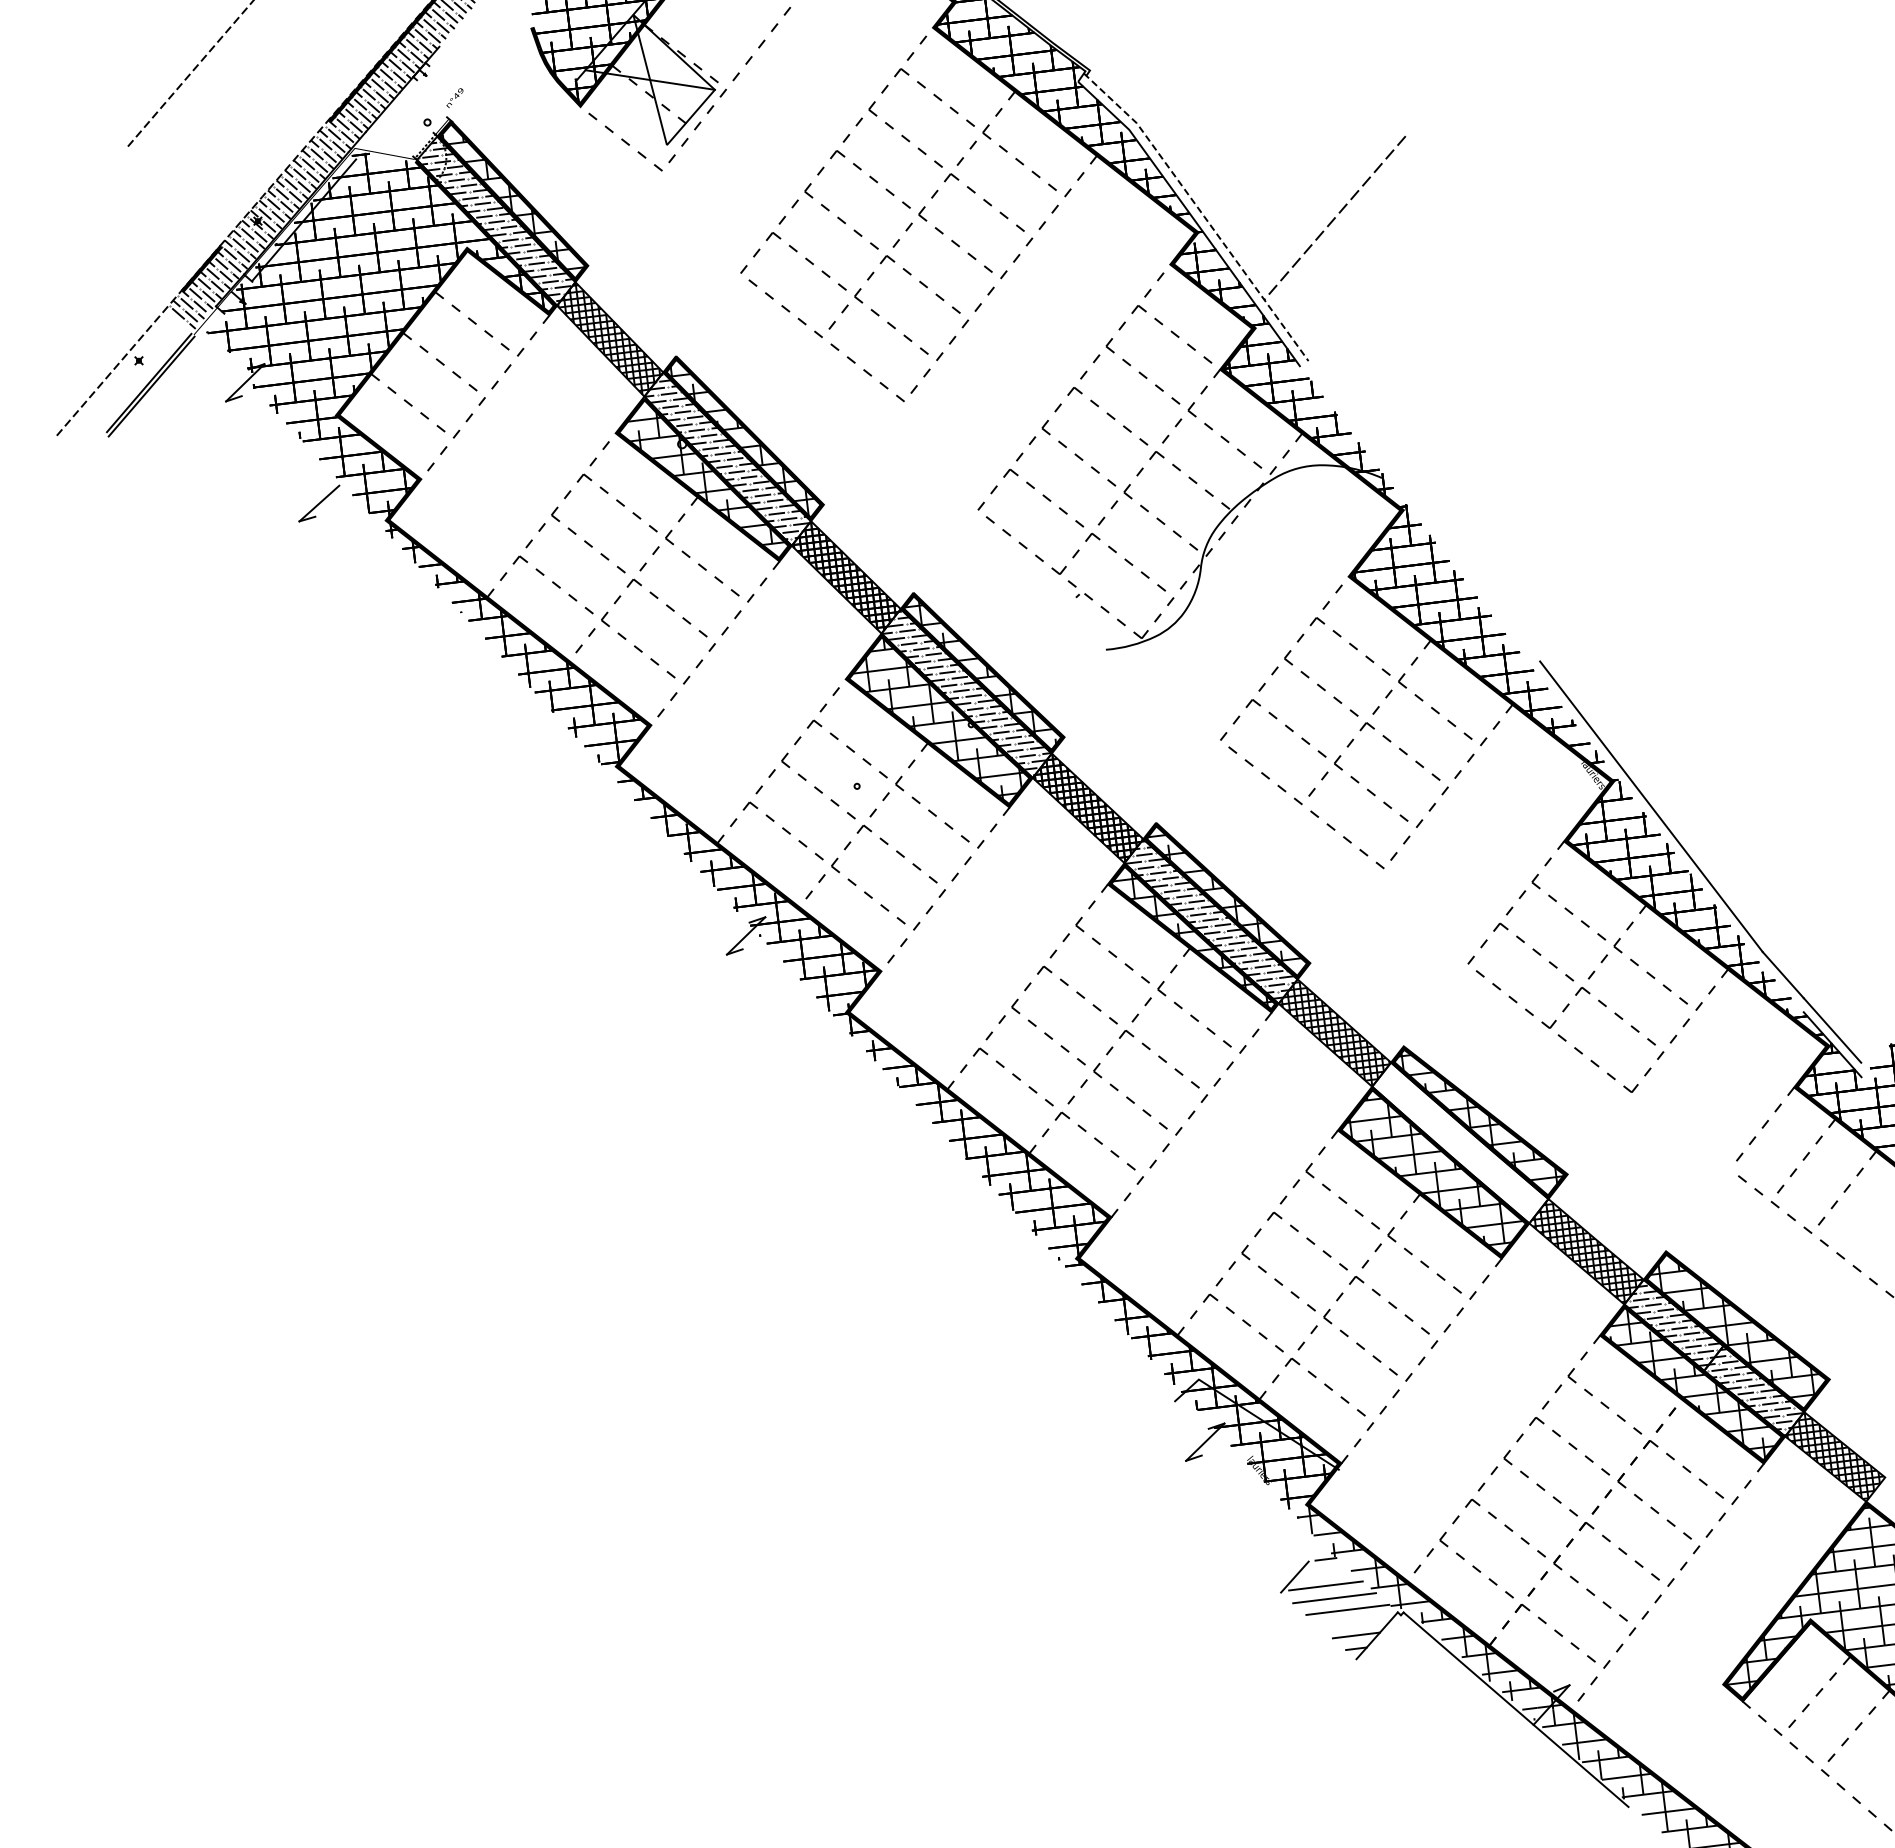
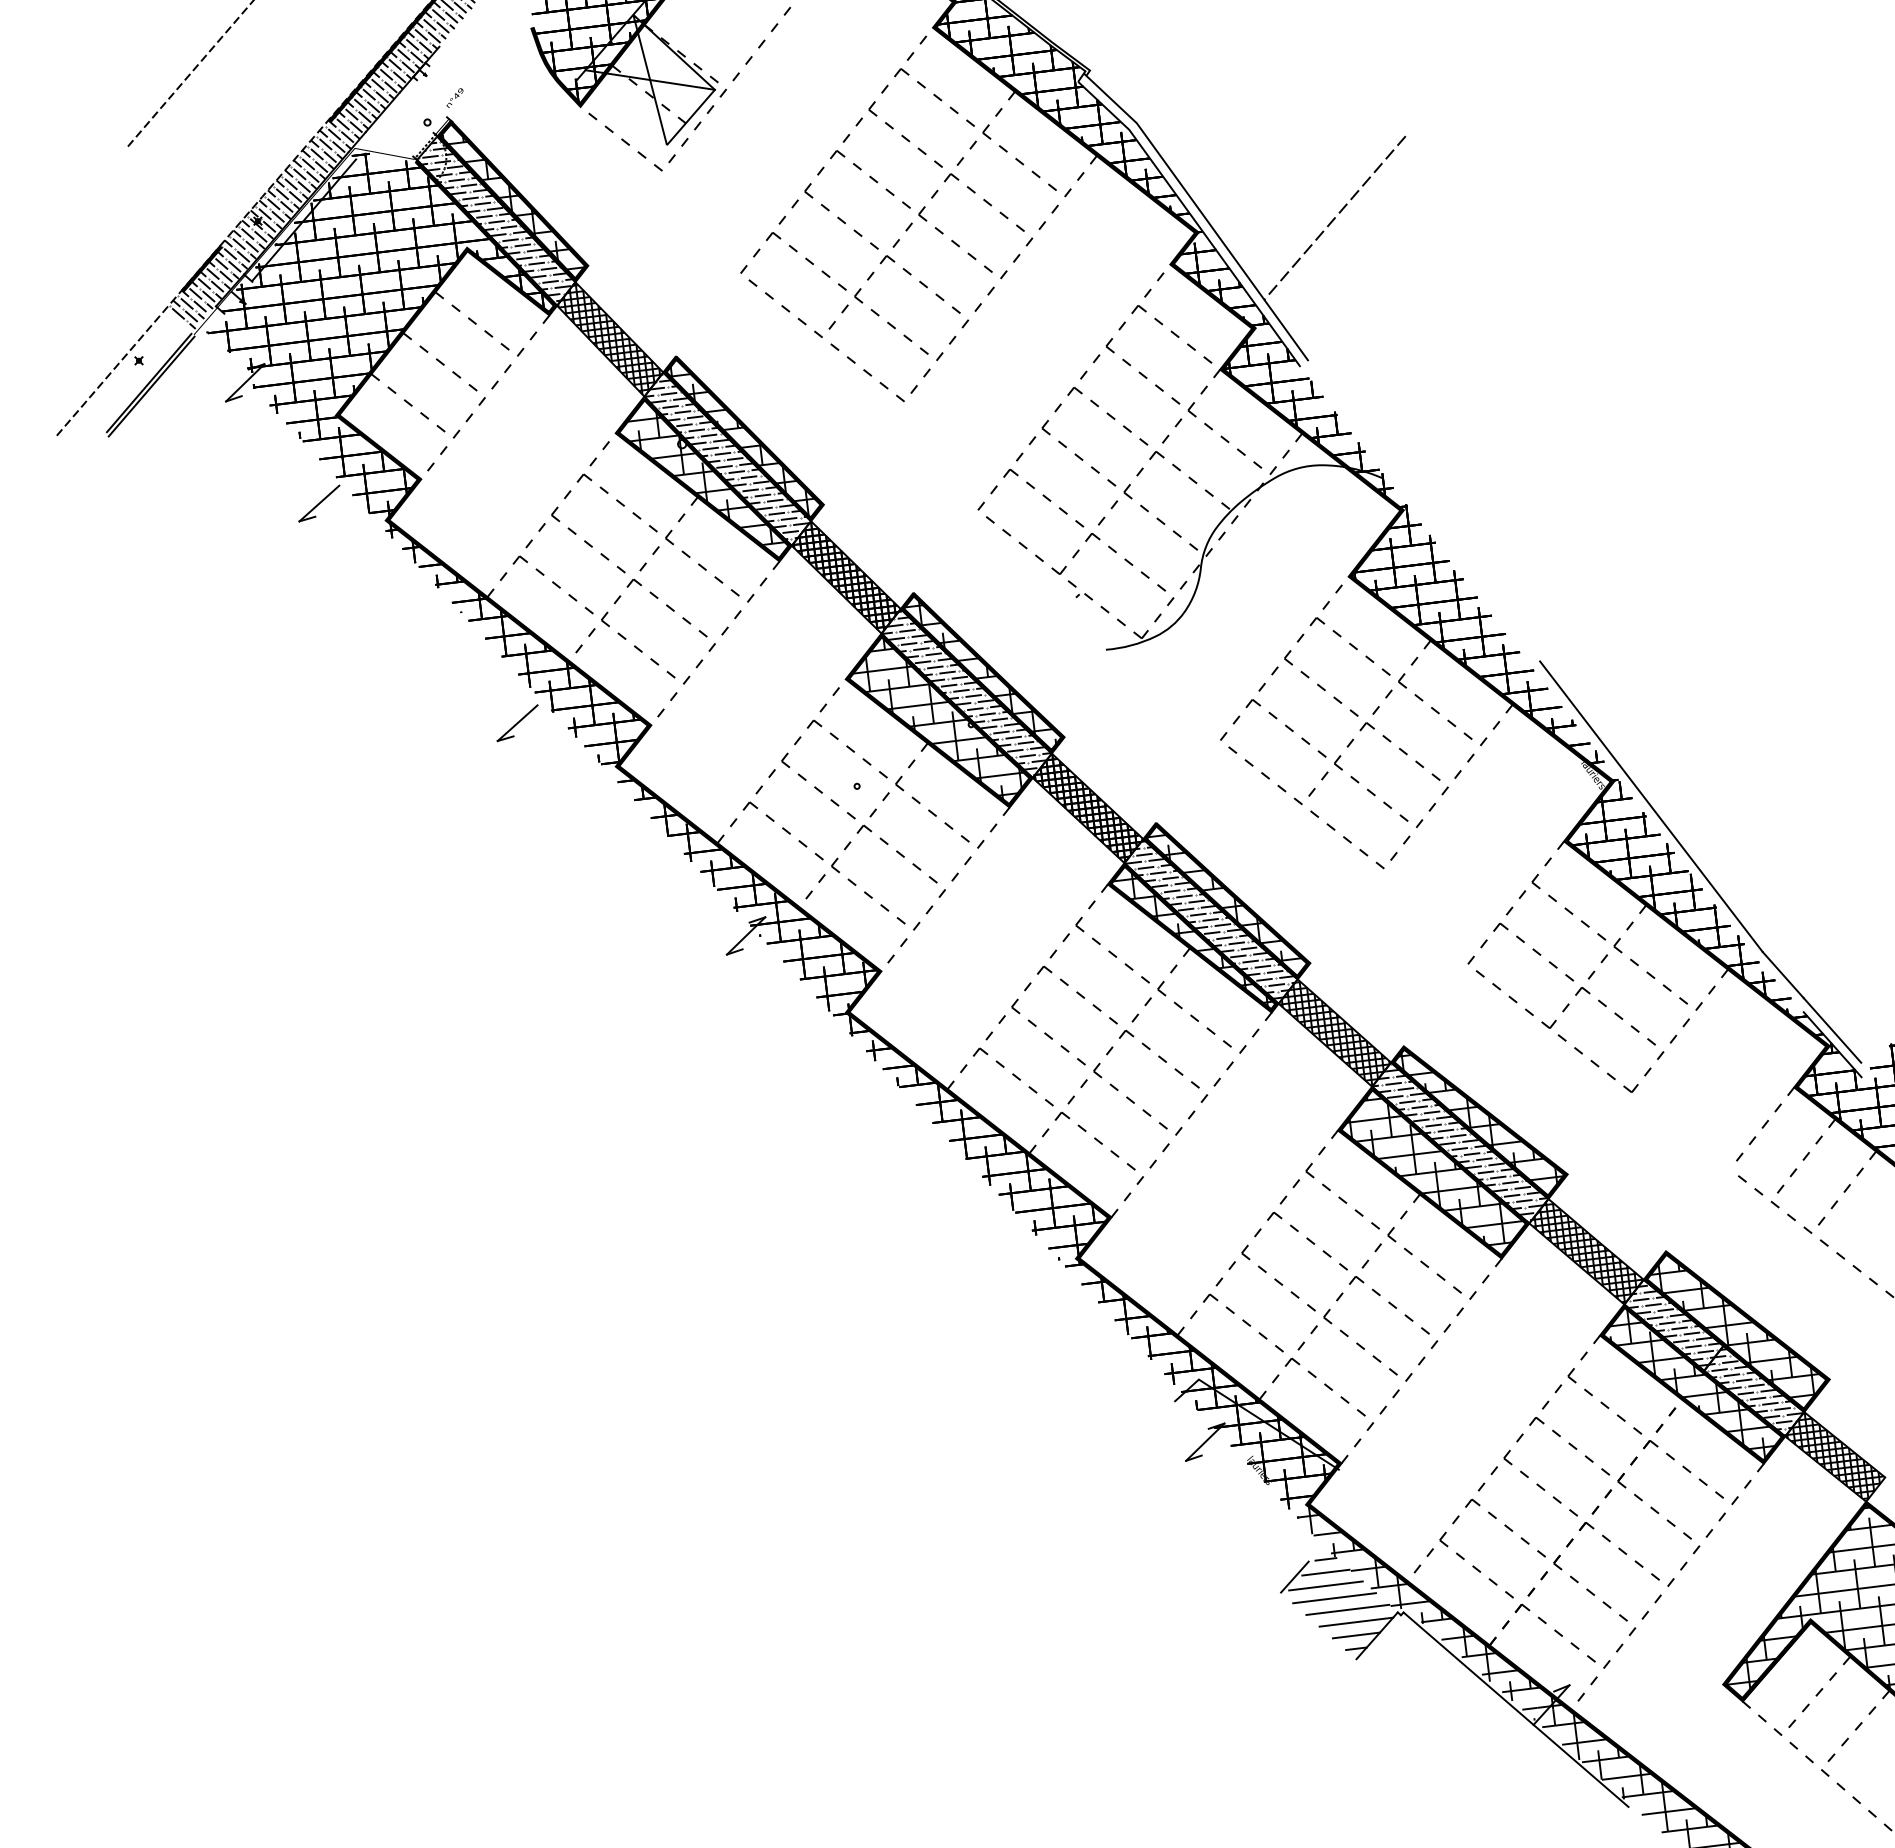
line: dashed -> solid (1201, 212)
part: none -> present (517, 723)
hatch: none -> present (1459, 1142)
line: none -> present (1325, 1572)
line: none -> present (1356, 1621)
